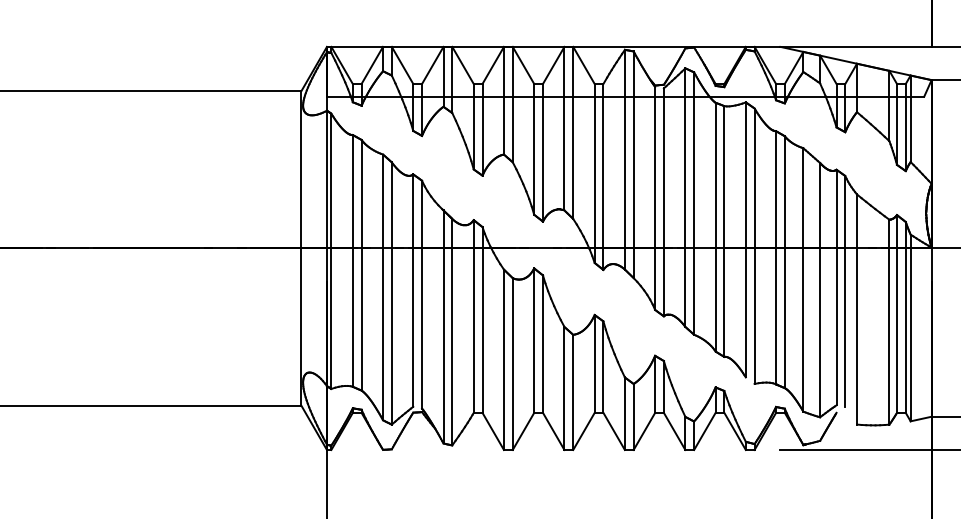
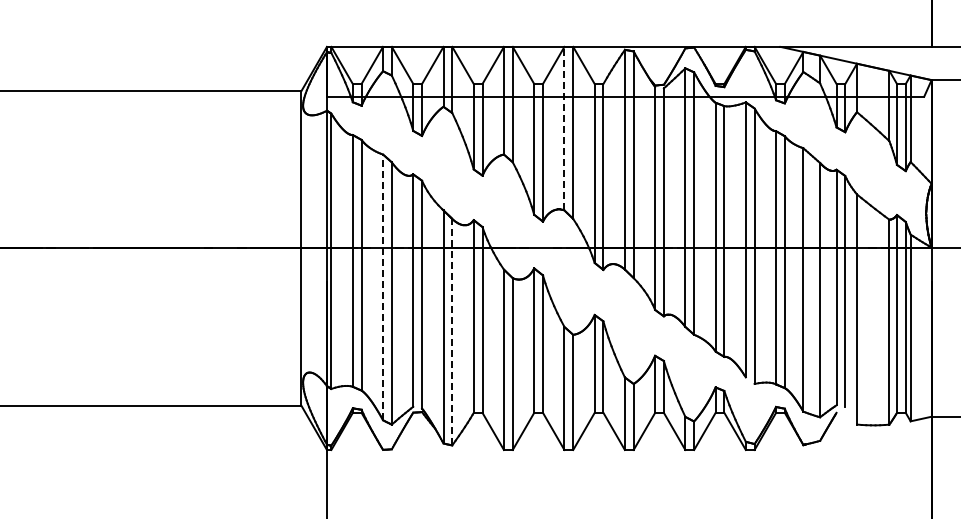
line: solid -> dashed (564, 128)
line: solid -> dashed (383, 287)
line: solid -> dashed (452, 331)
line: present -> none (868, 450)
